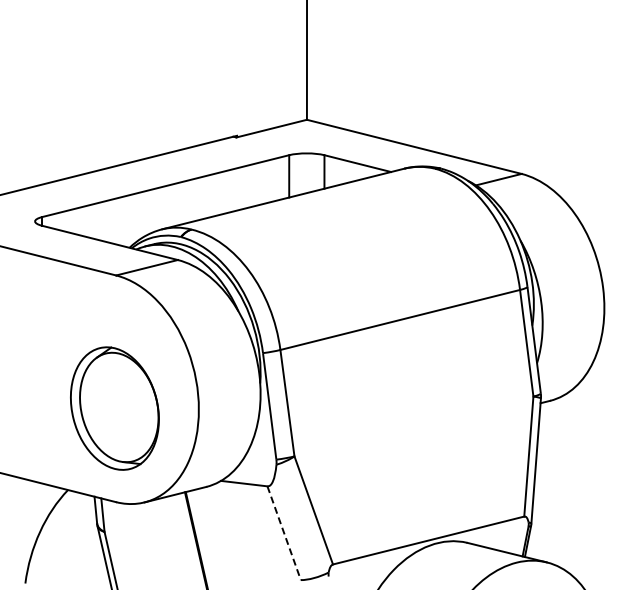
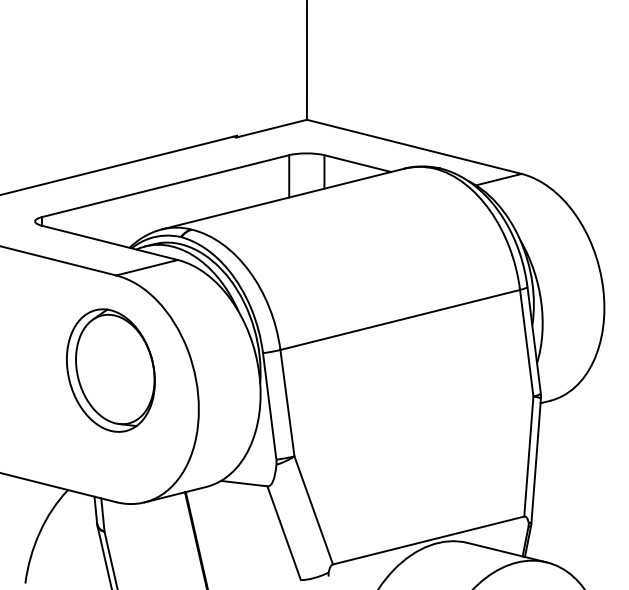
part position: (114, 408) -> (110, 370) (110, 370)
line: dashed -> solid (284, 533)
